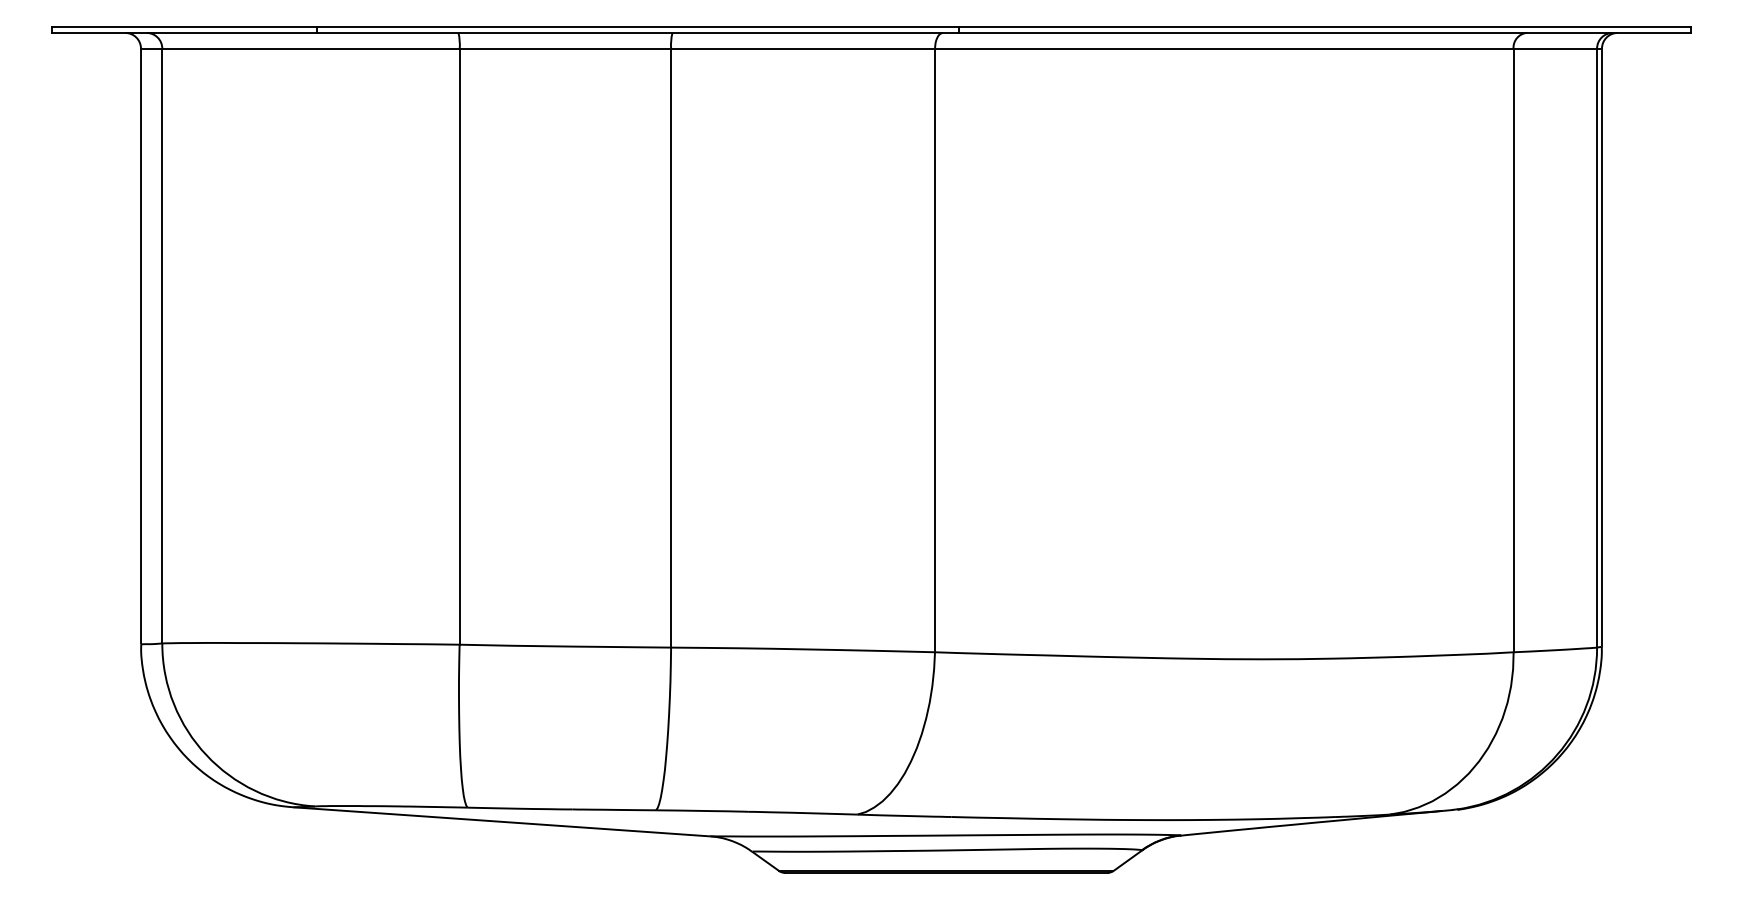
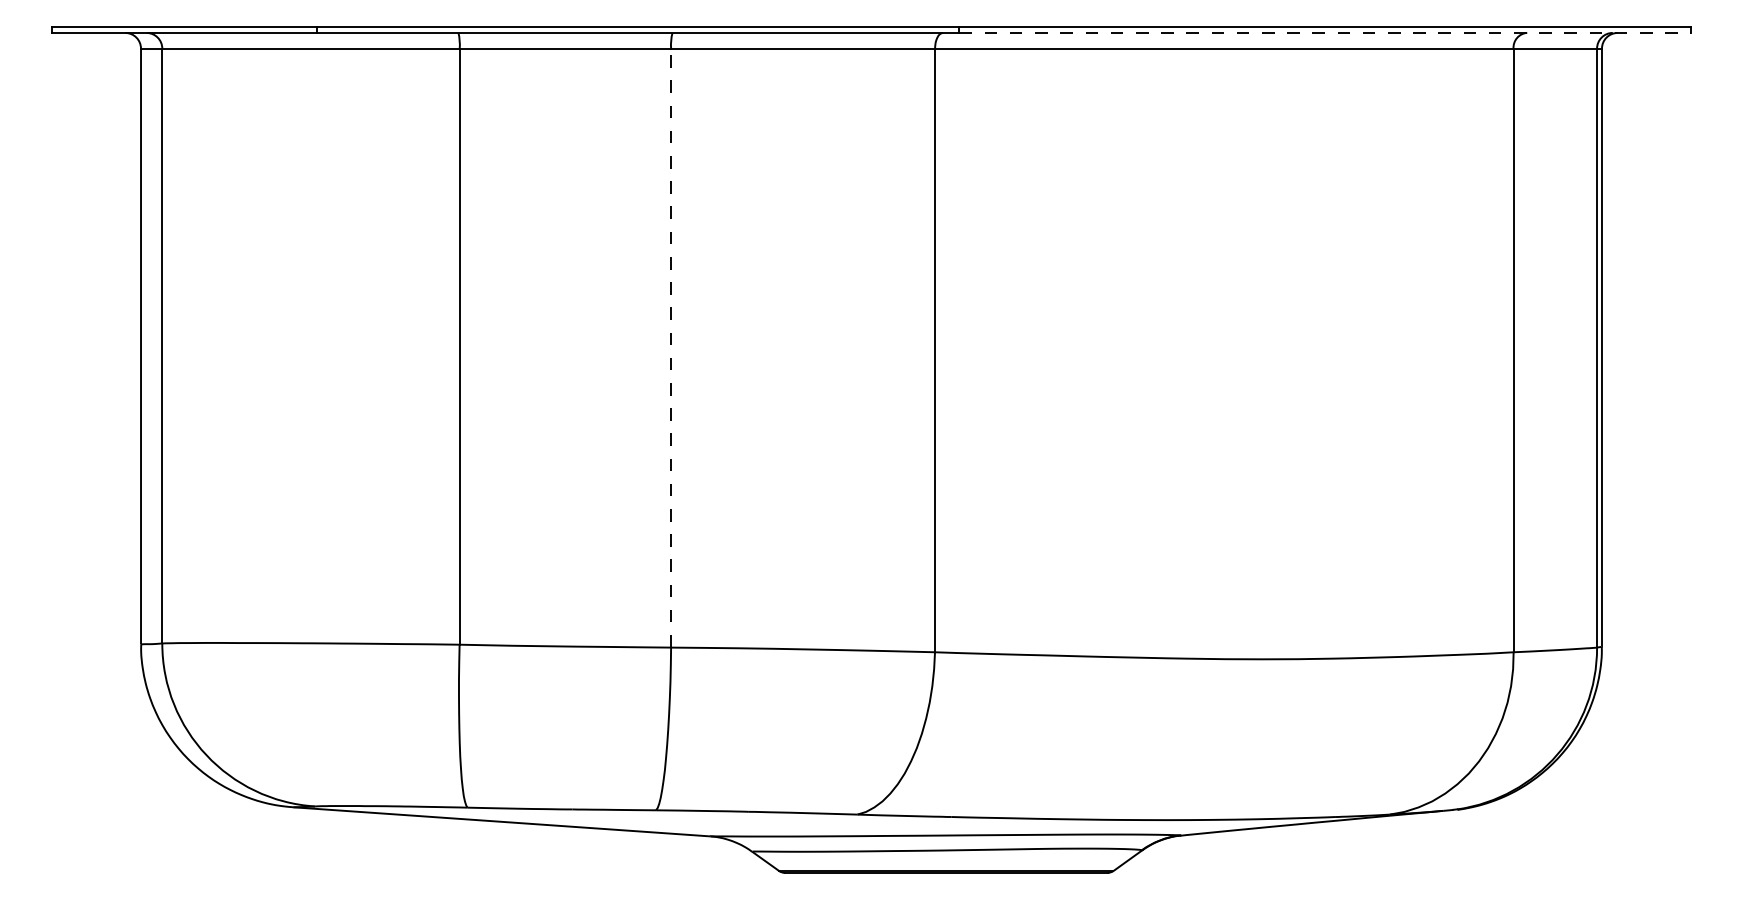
line: solid -> dashed (1325, 32)
line: solid -> dashed (671, 347)
